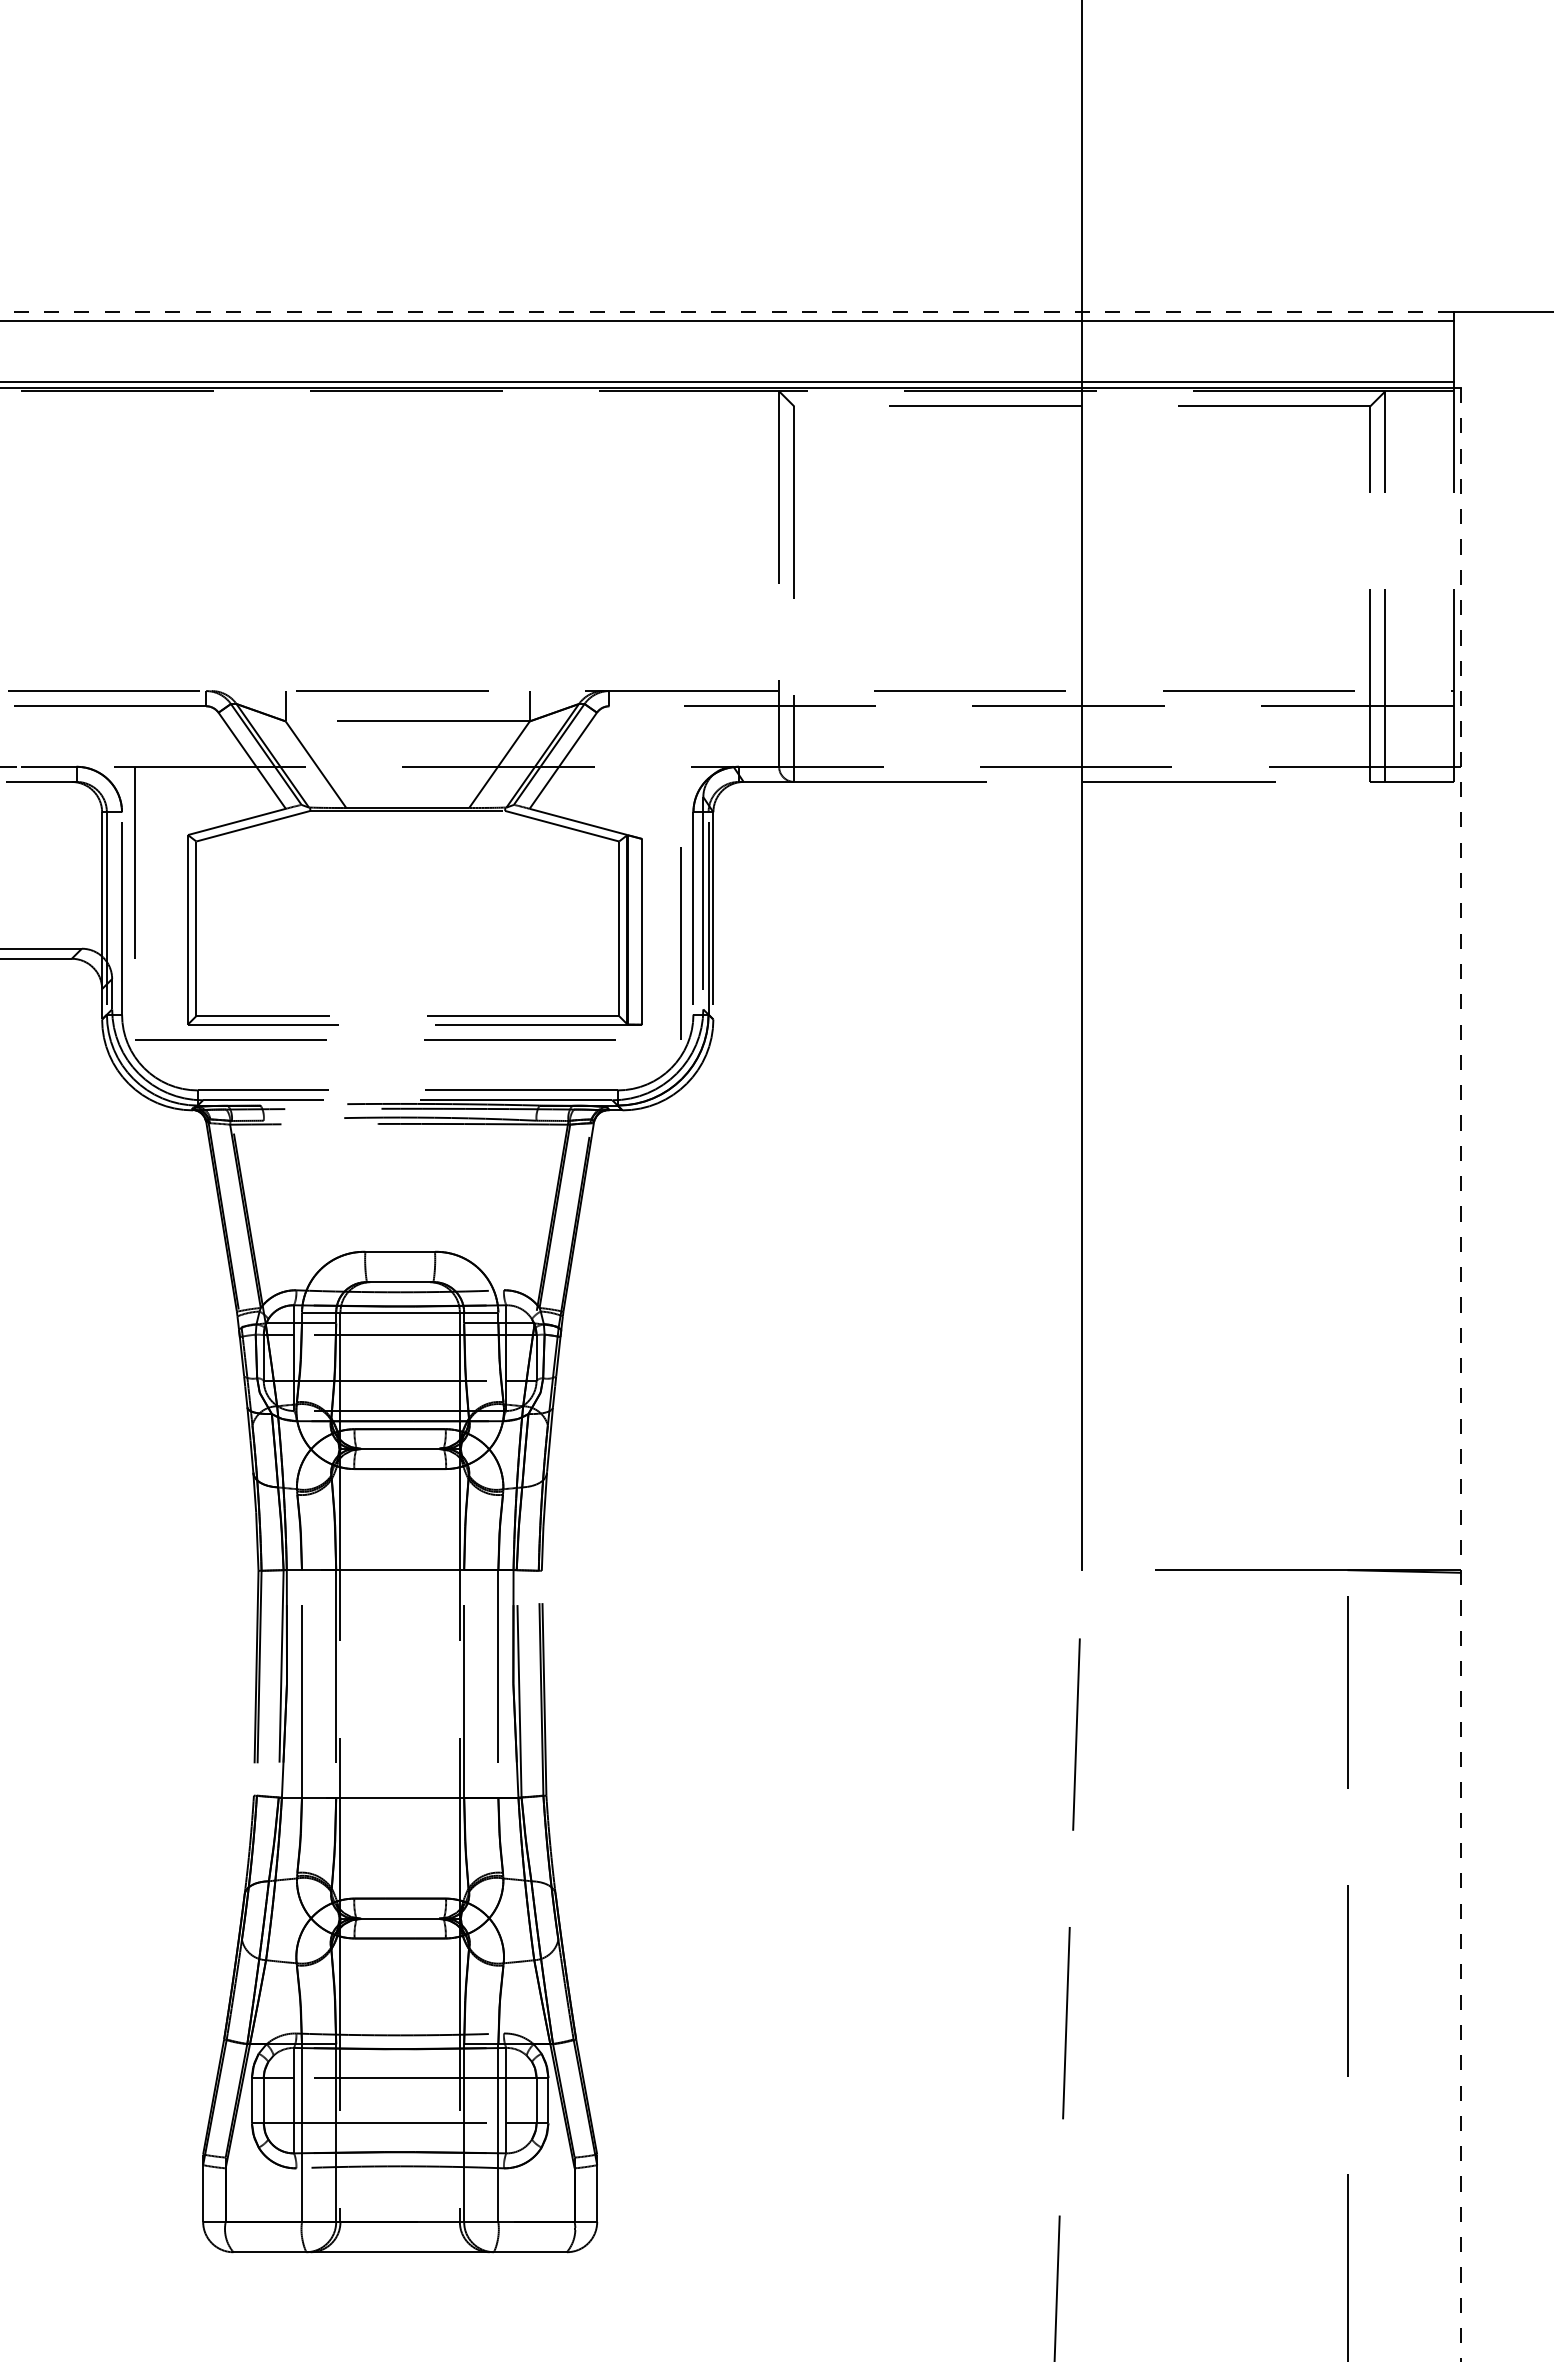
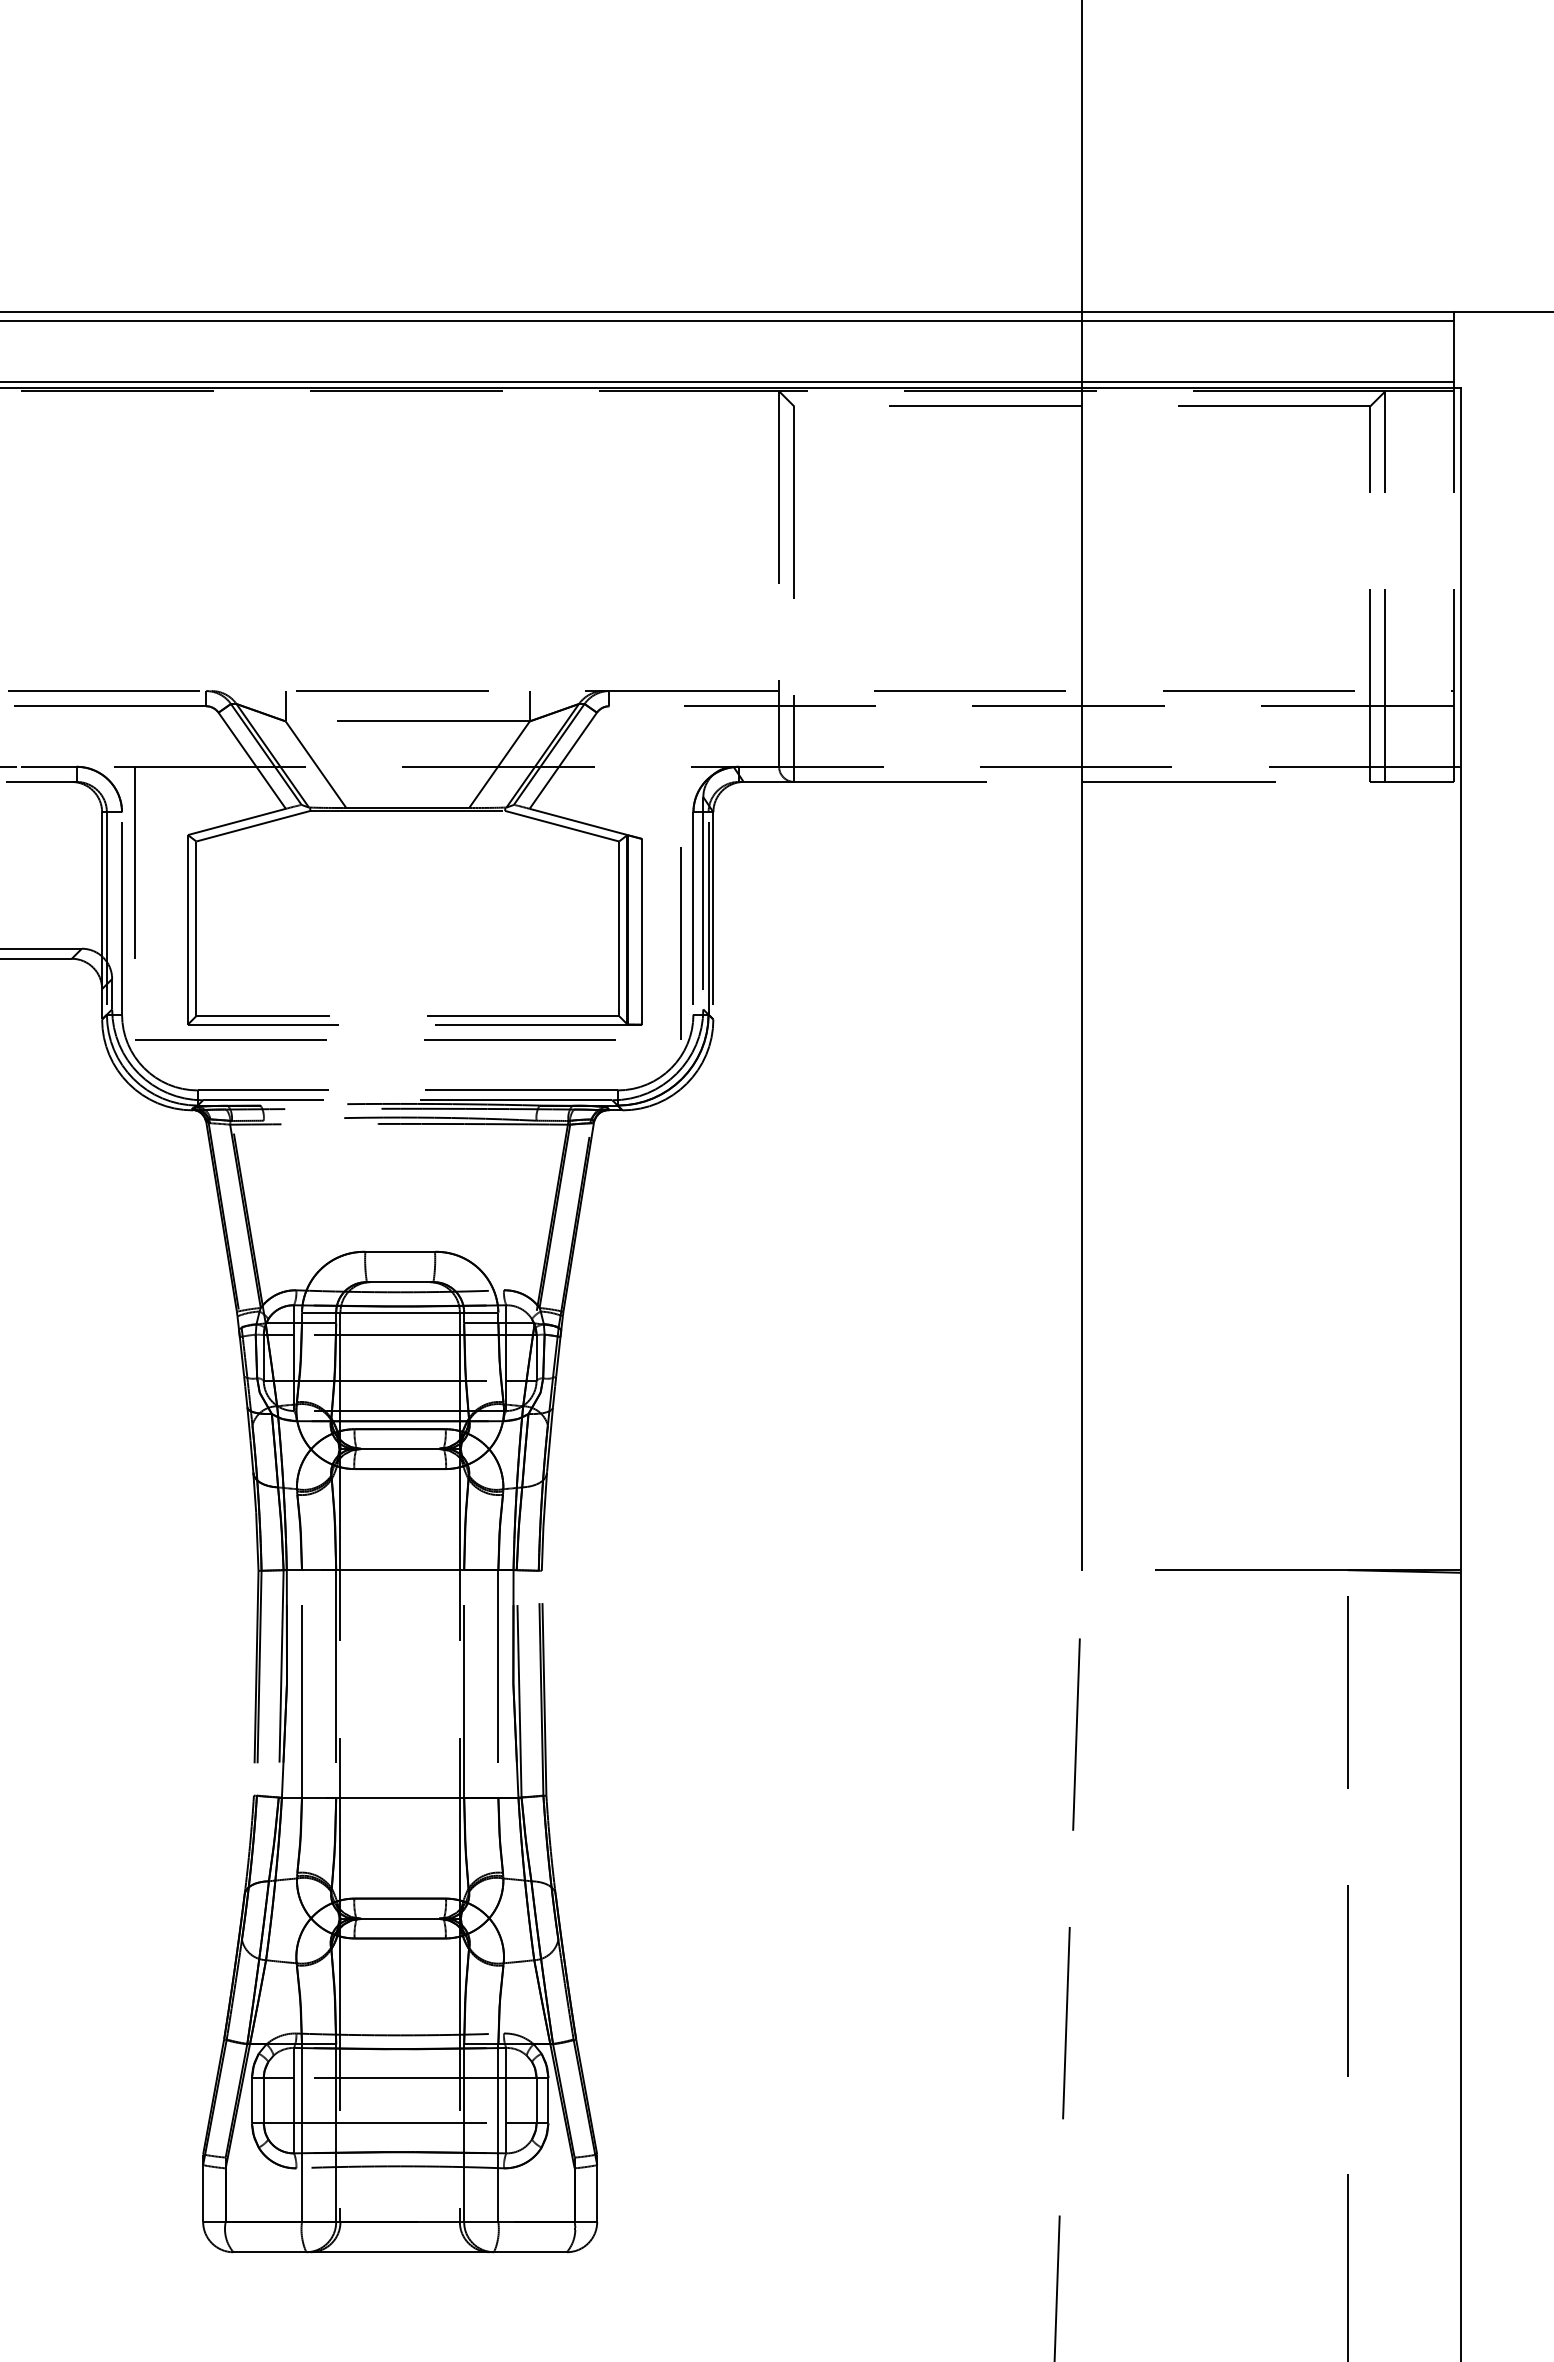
line: dashed -> solid (727, 312)
line: dashed -> solid (1461, 1374)
